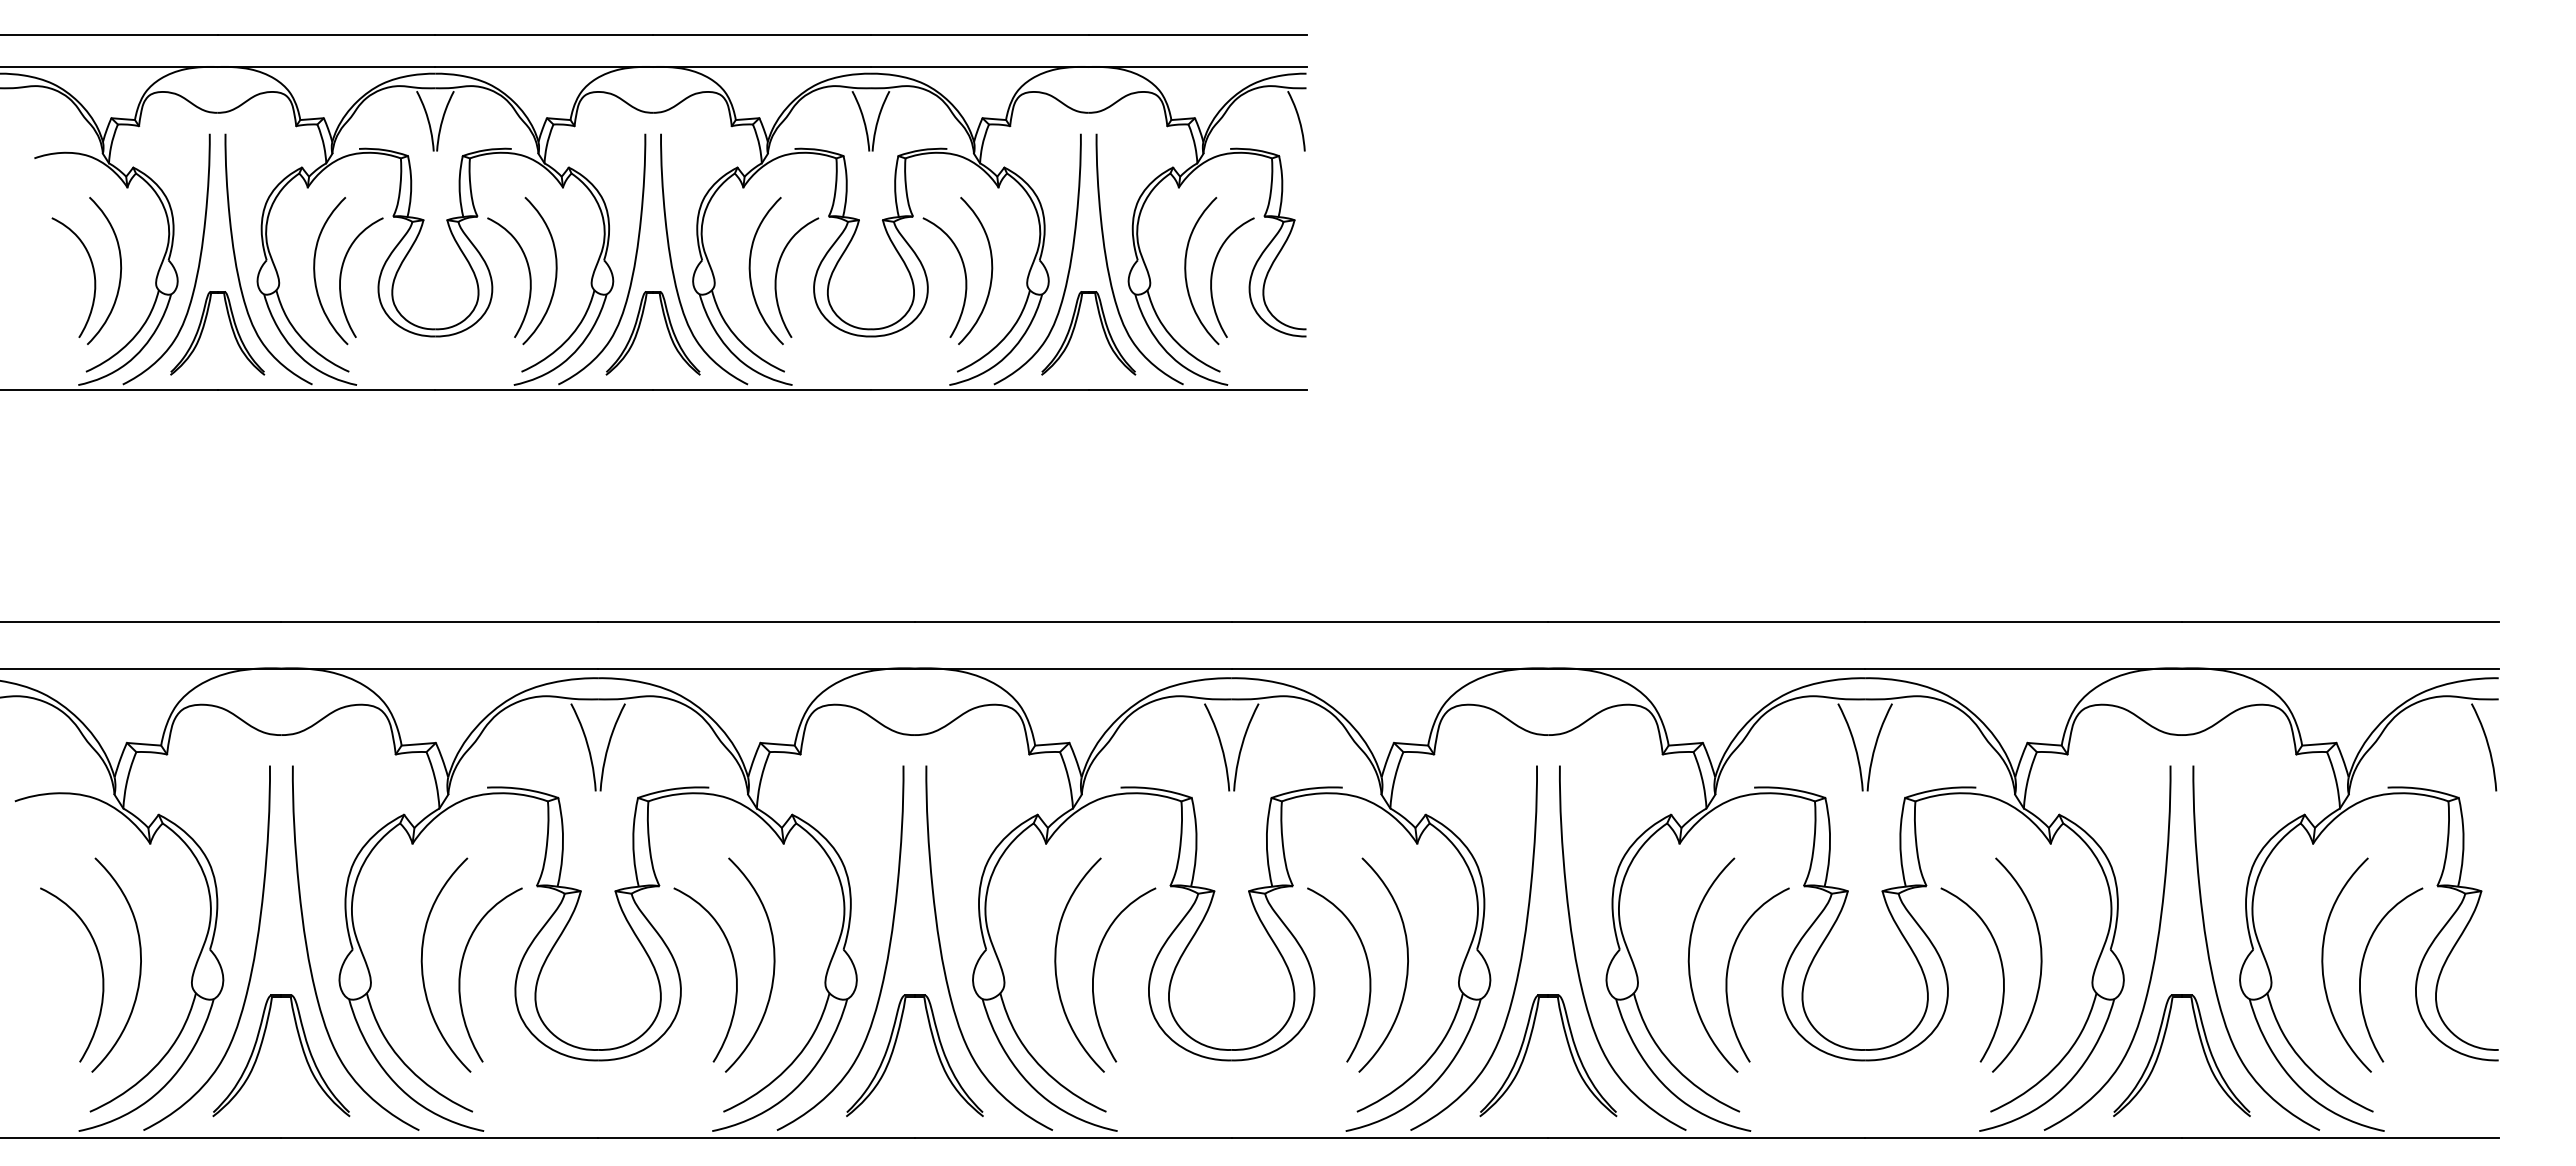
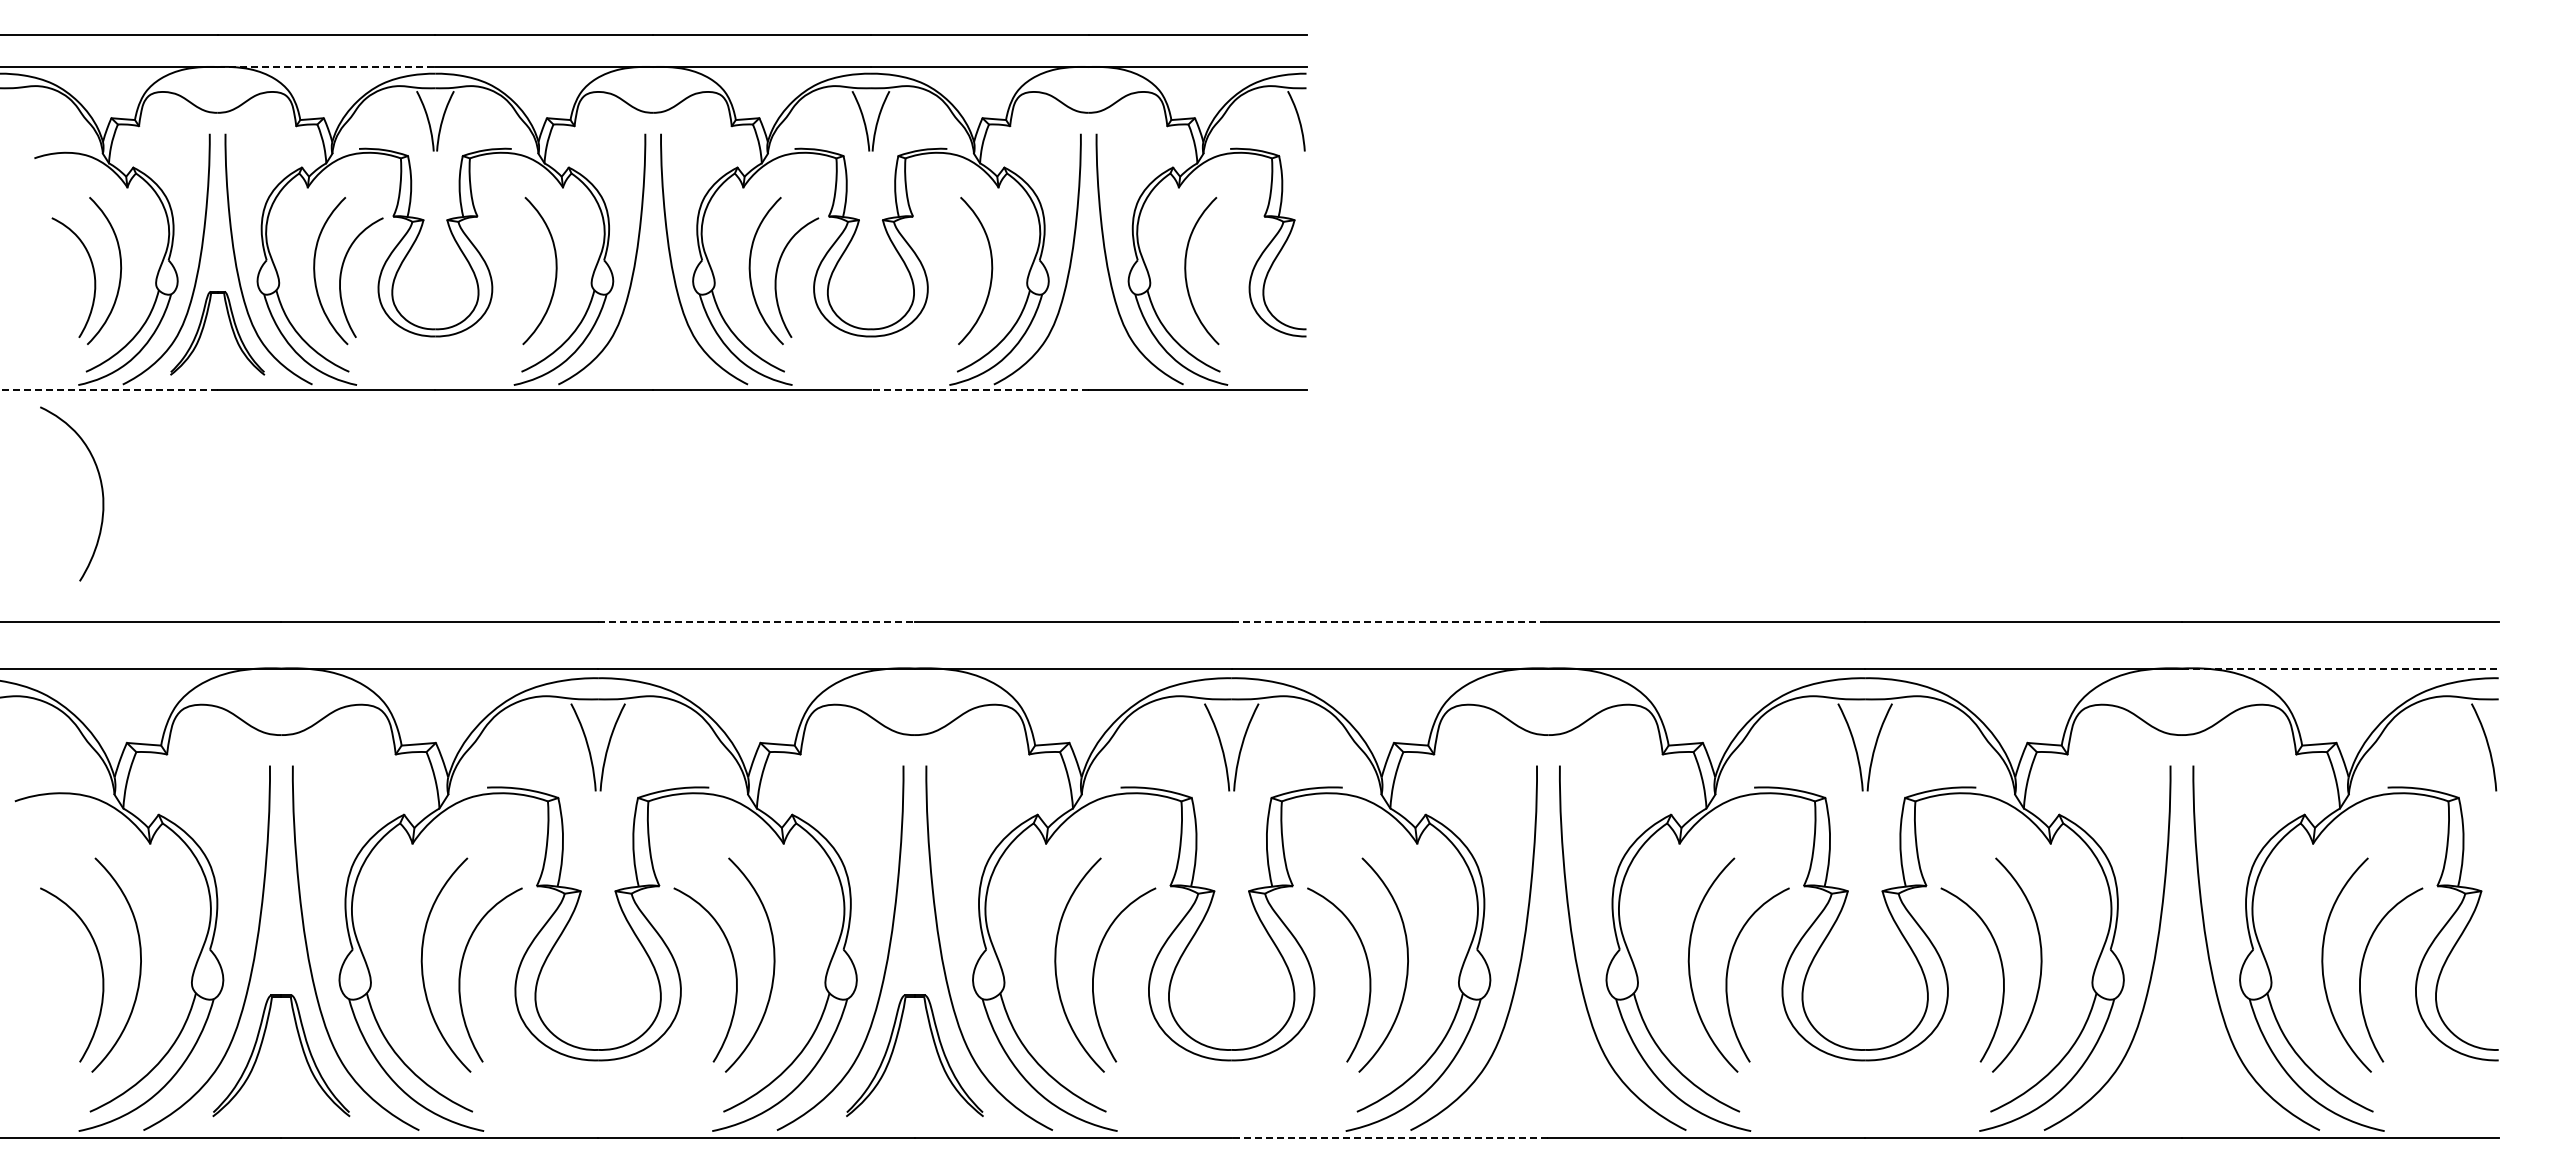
line: solid -> dashed (326, 67)
curve: present -> none (1213, 271)
curve: present -> none (528, 272)
curve: present -> none (964, 275)
part: present -> none (1075, 327)
part: present -> none (639, 329)
line: solid -> dashed (108, 389)
line: solid -> dashed (979, 389)
curve: none -> present (101, 492)
line: solid -> dashed (757, 621)
line: solid -> dashed (1390, 621)
line: solid -> dashed (2340, 668)
part: present -> none (1568, 1048)
part: present -> none (2161, 1049)
line: solid -> dashed (1389, 1137)
